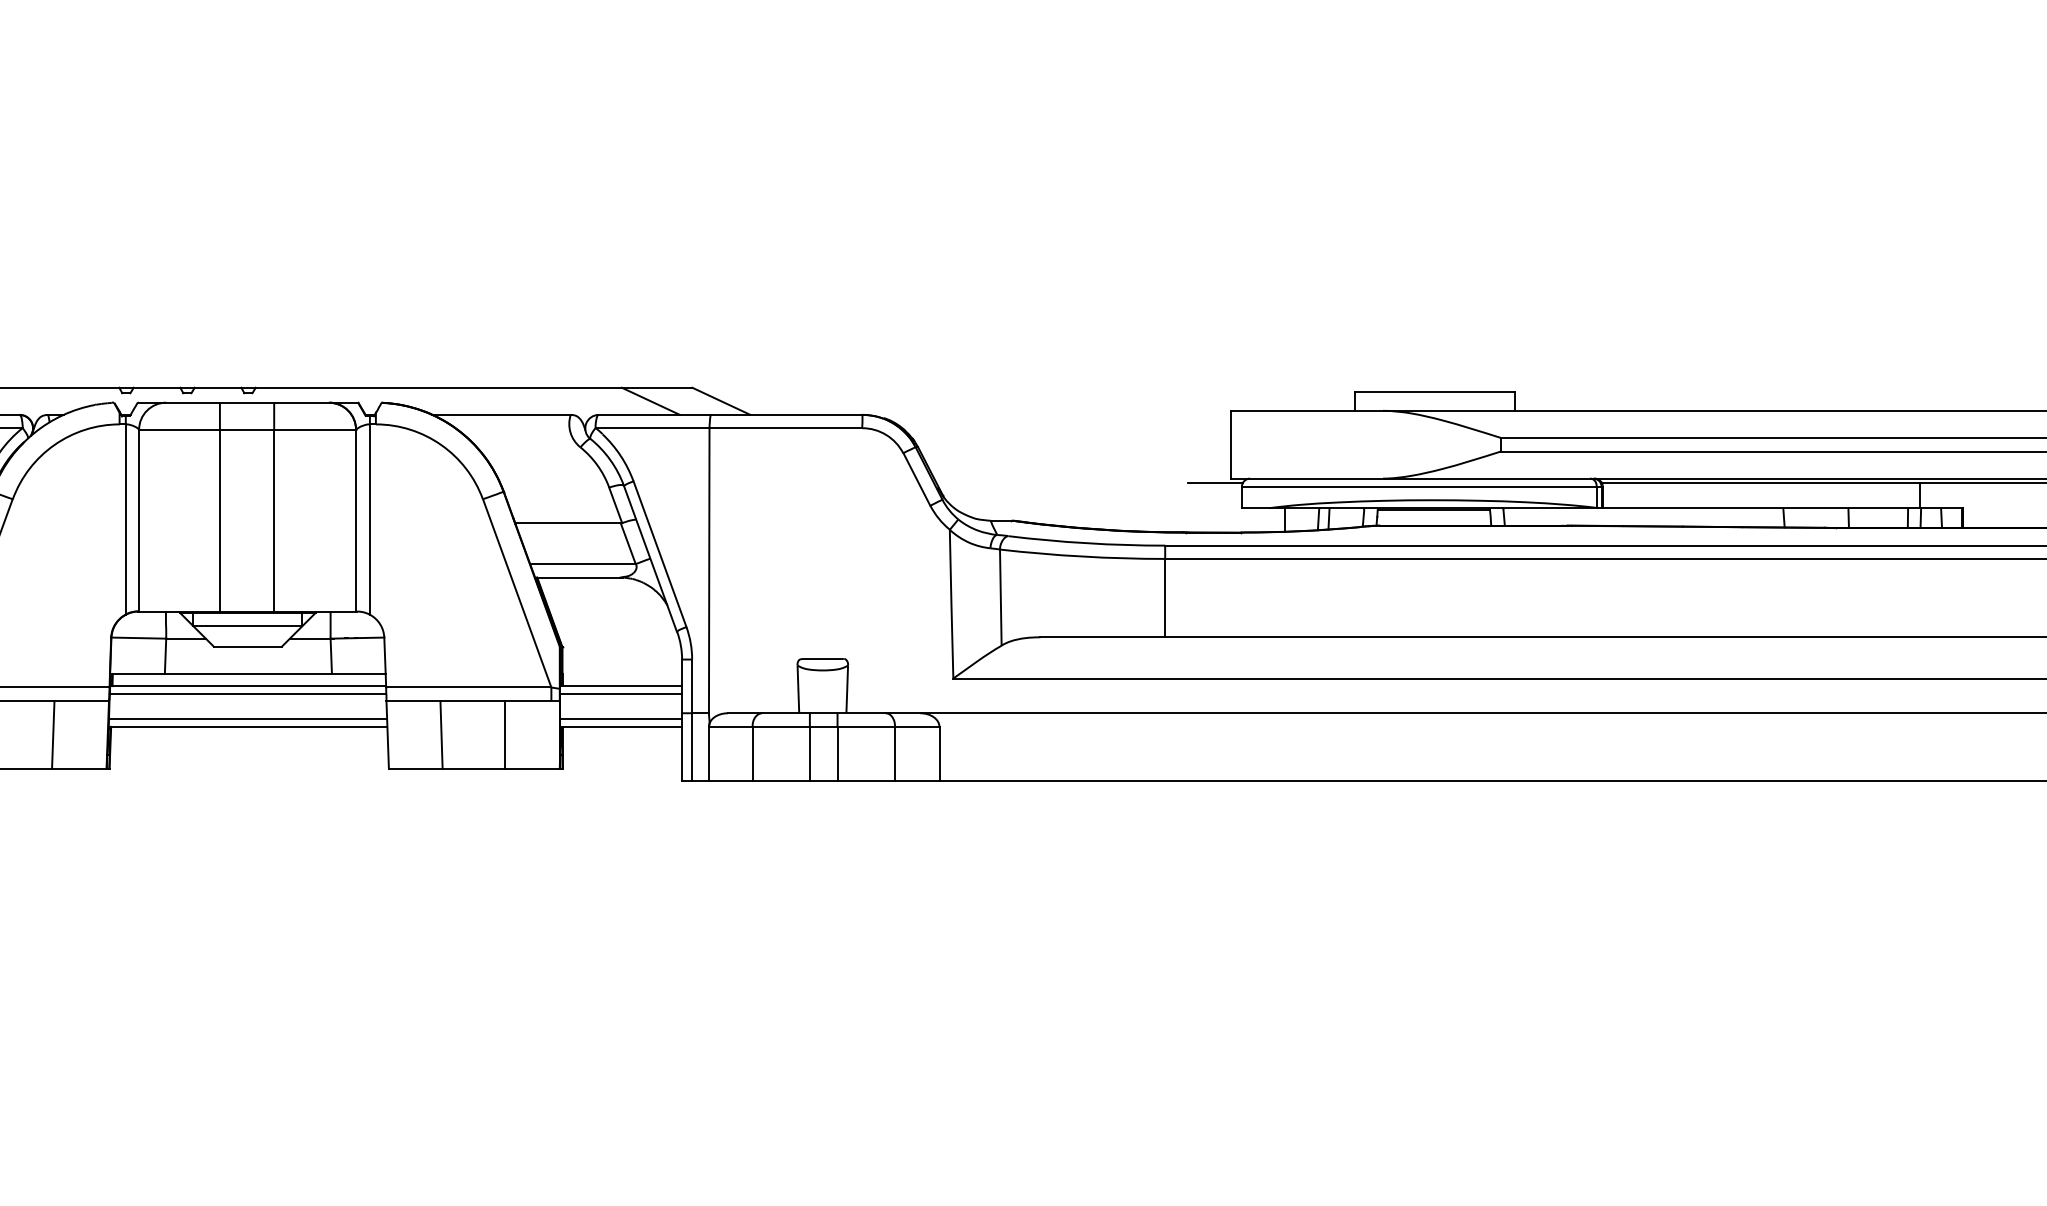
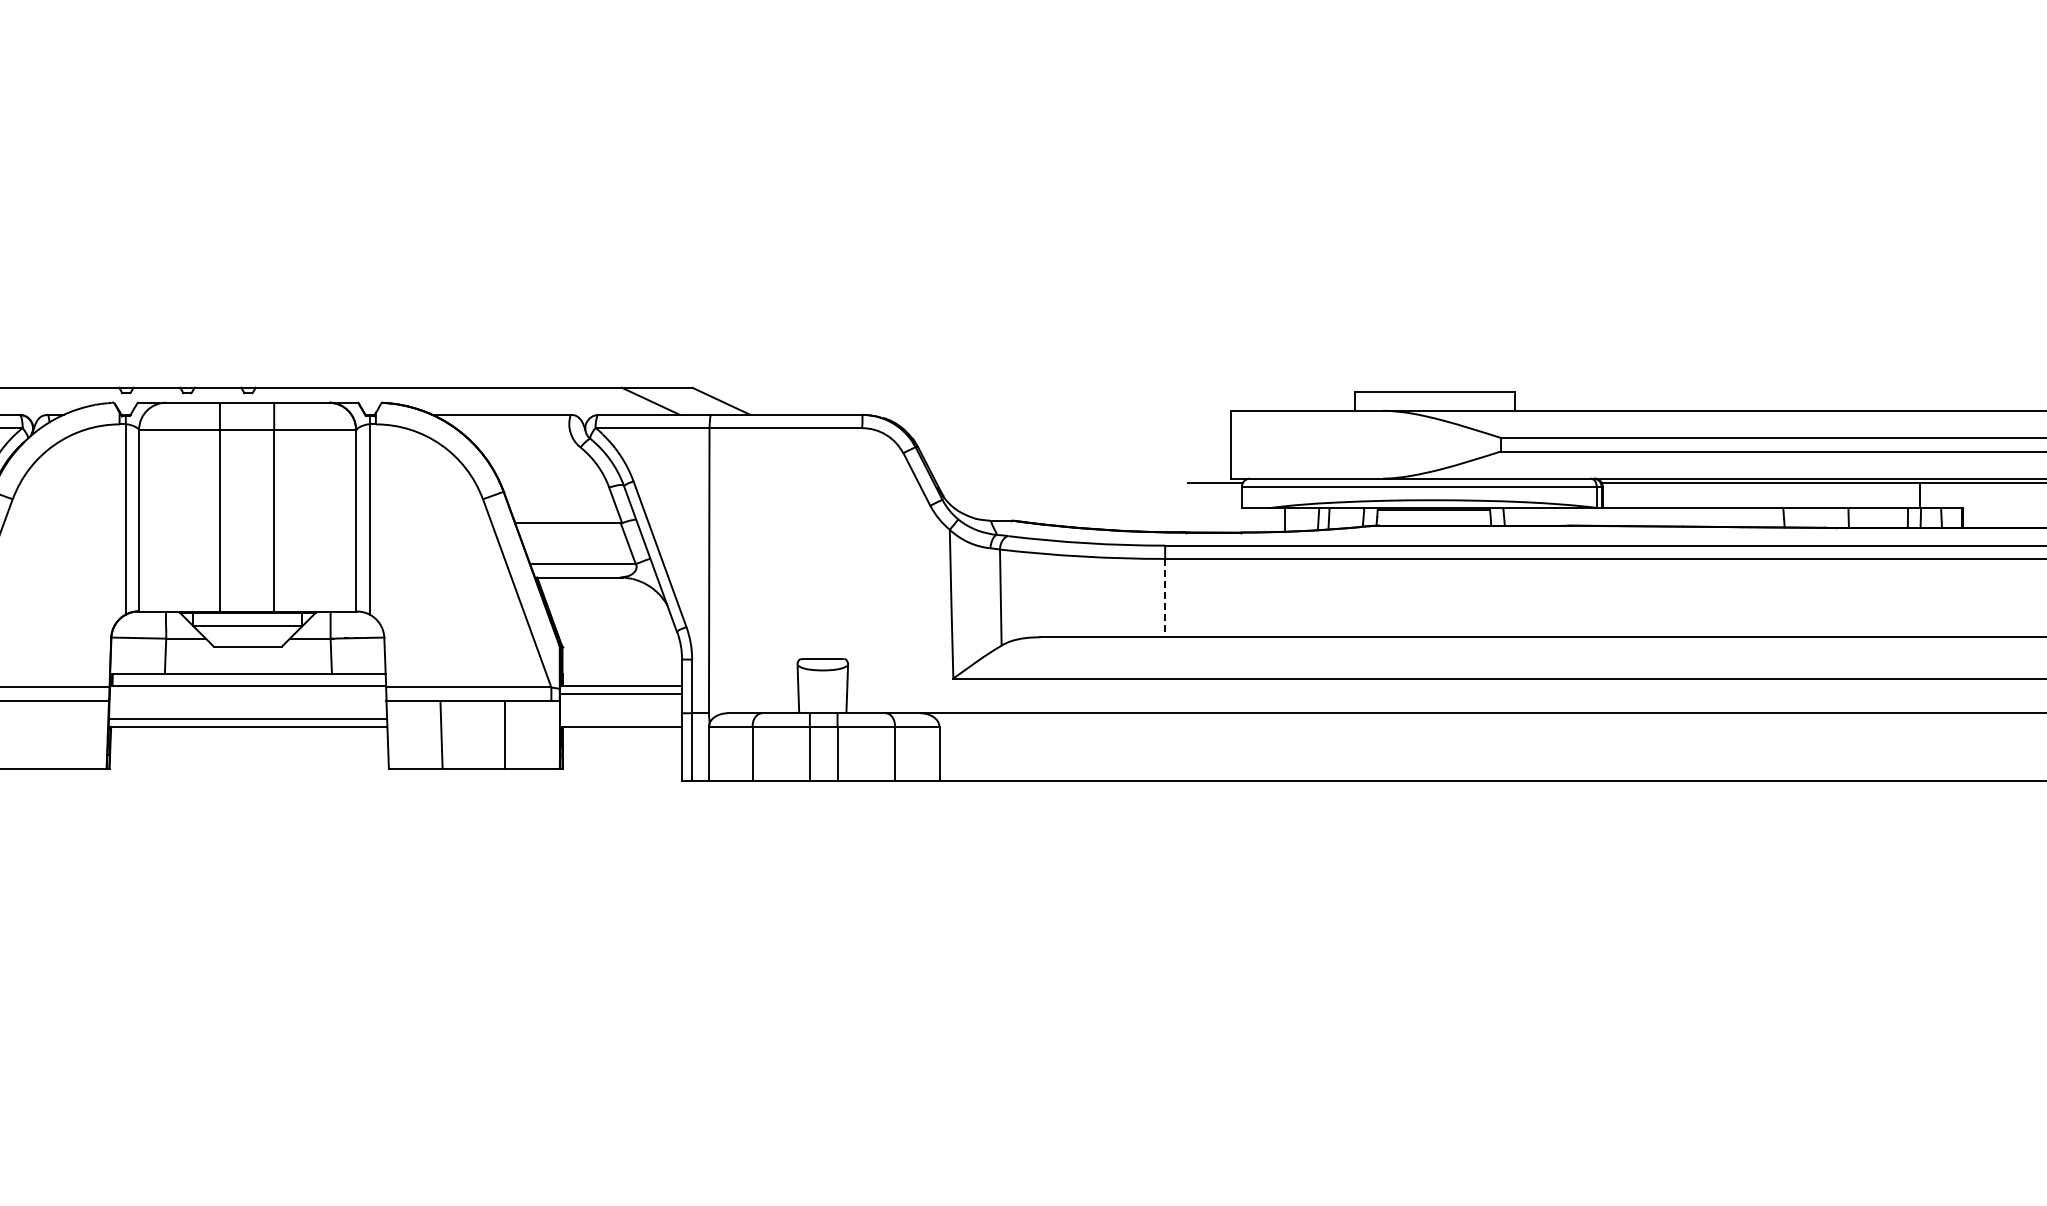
line: solid -> dashed (1165, 598)
line: present -> none (247, 694)
line: present -> none (620, 718)
line: present -> none (53, 734)
